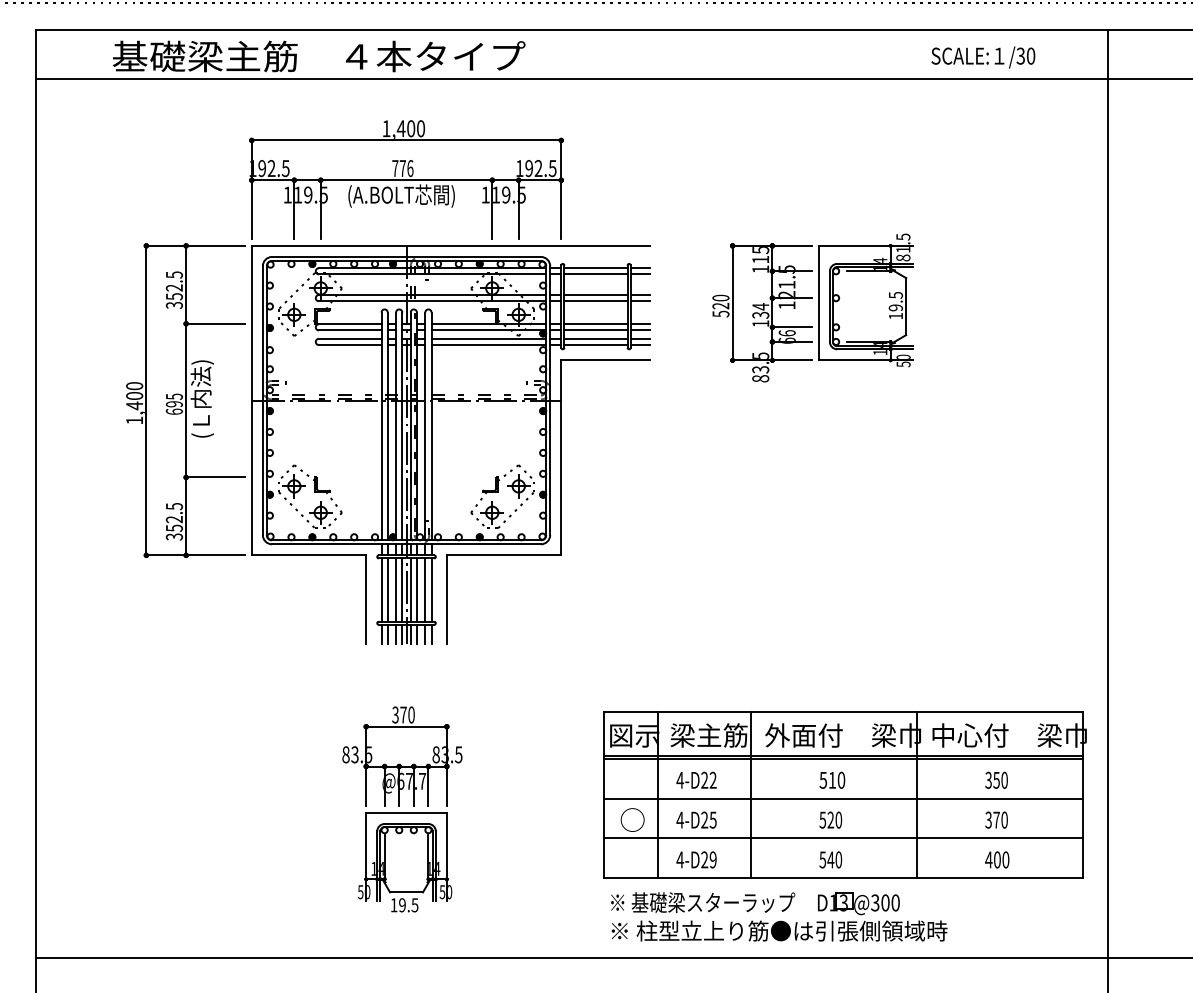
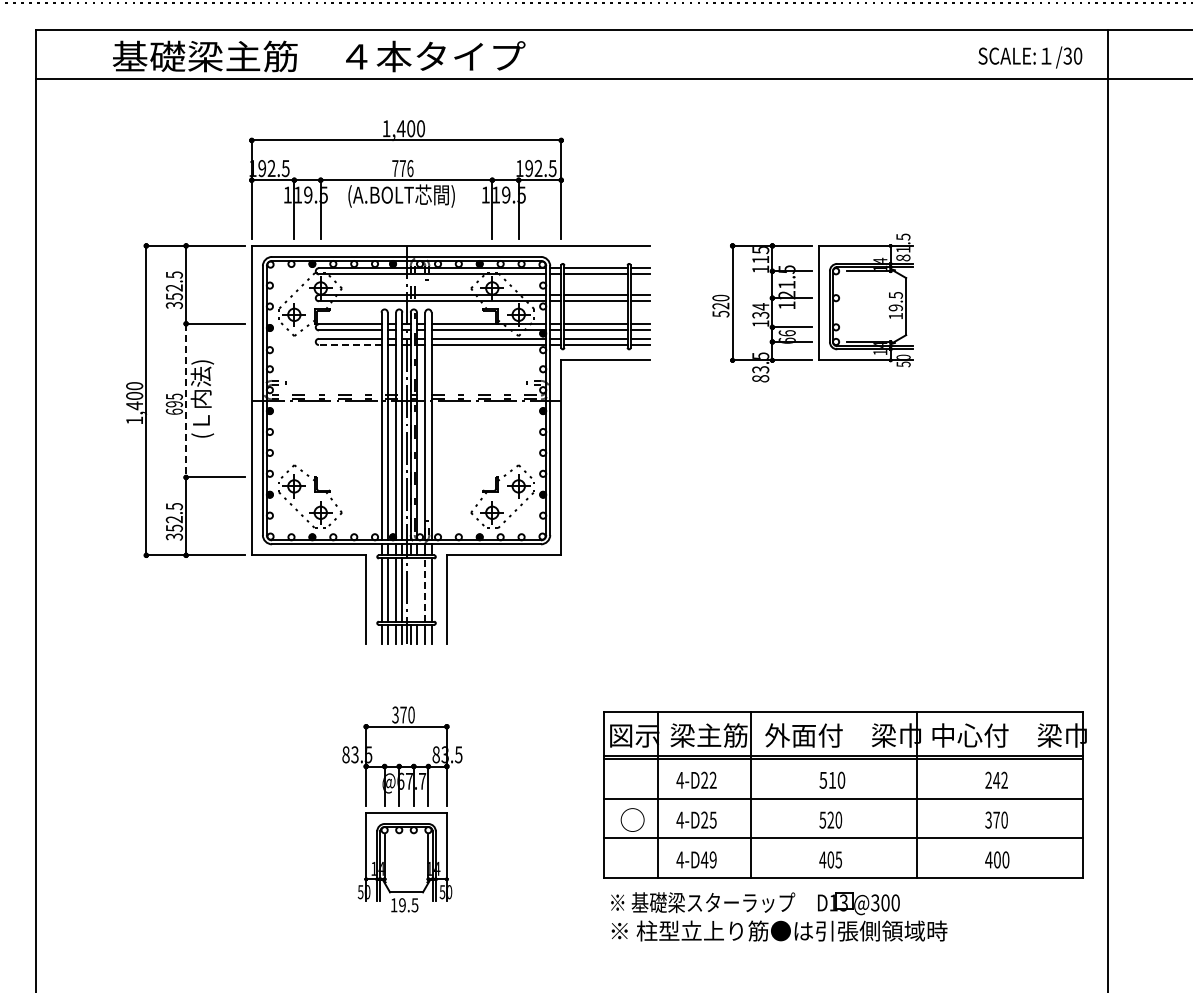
text position: (983, 57) -> (1030, 57) (1030, 57)
line: solid -> dashed (349, 345)
line: solid -> dashed (186, 400)
line: present -> none (410, 589)
line: present -> none (416, 589)
line: solid -> dashed (425, 590)
text: 350 -> 242 (996, 779)
text: 4-D29 -> 4-D49 (704, 859)
text: 540 -> 405 (830, 859)
line: present -> none (612, 957)
